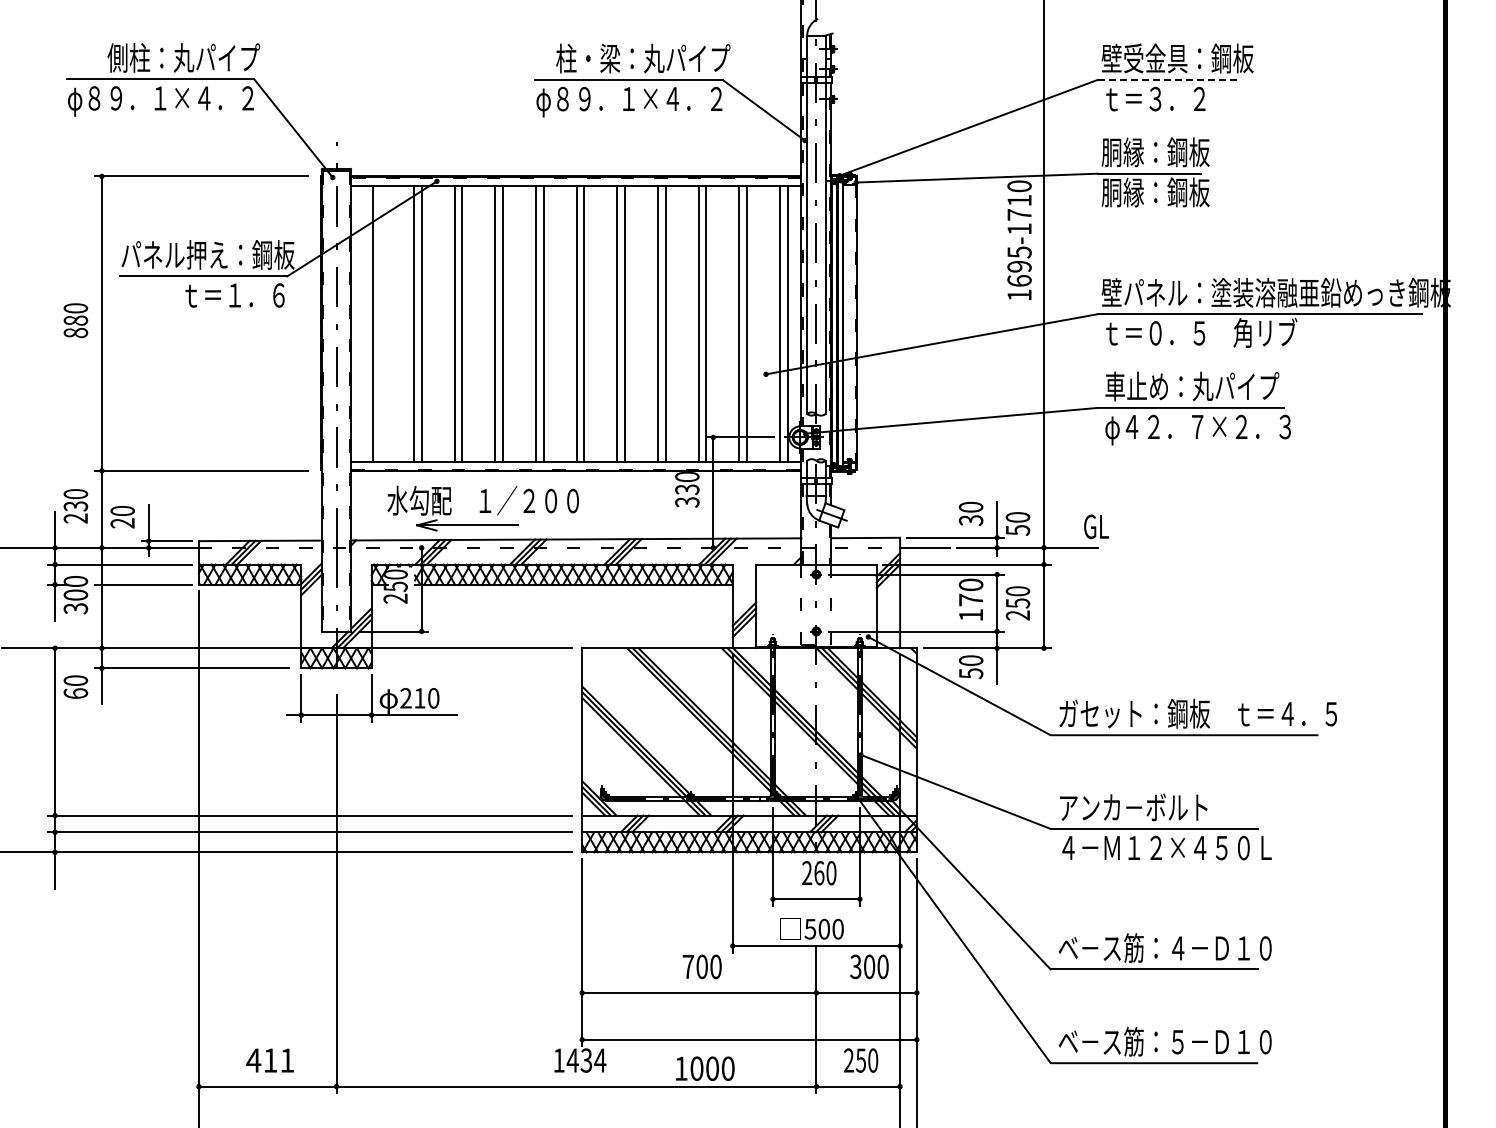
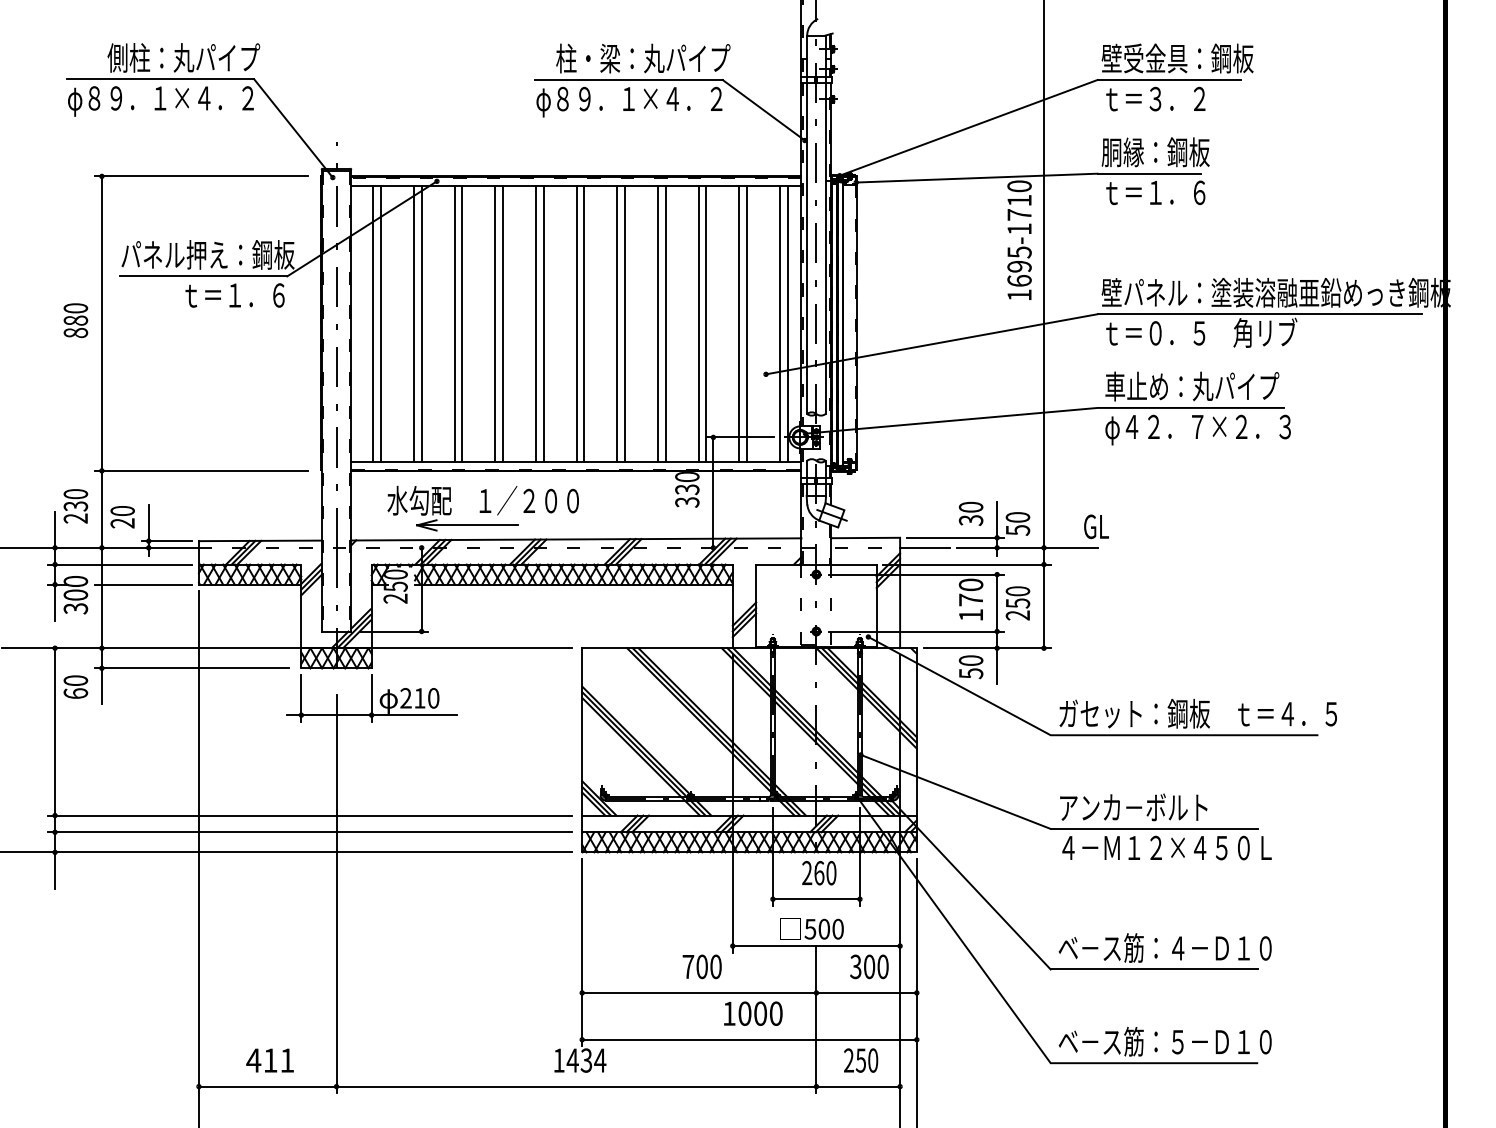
line: dashed -> solid (1169, 80)
text: 胴縁：鋼板 -> ｔ＝１．６ (1155, 192)
line: none -> present (381, 323)
text position: (705, 1068) -> (753, 1013) (753, 1013)
